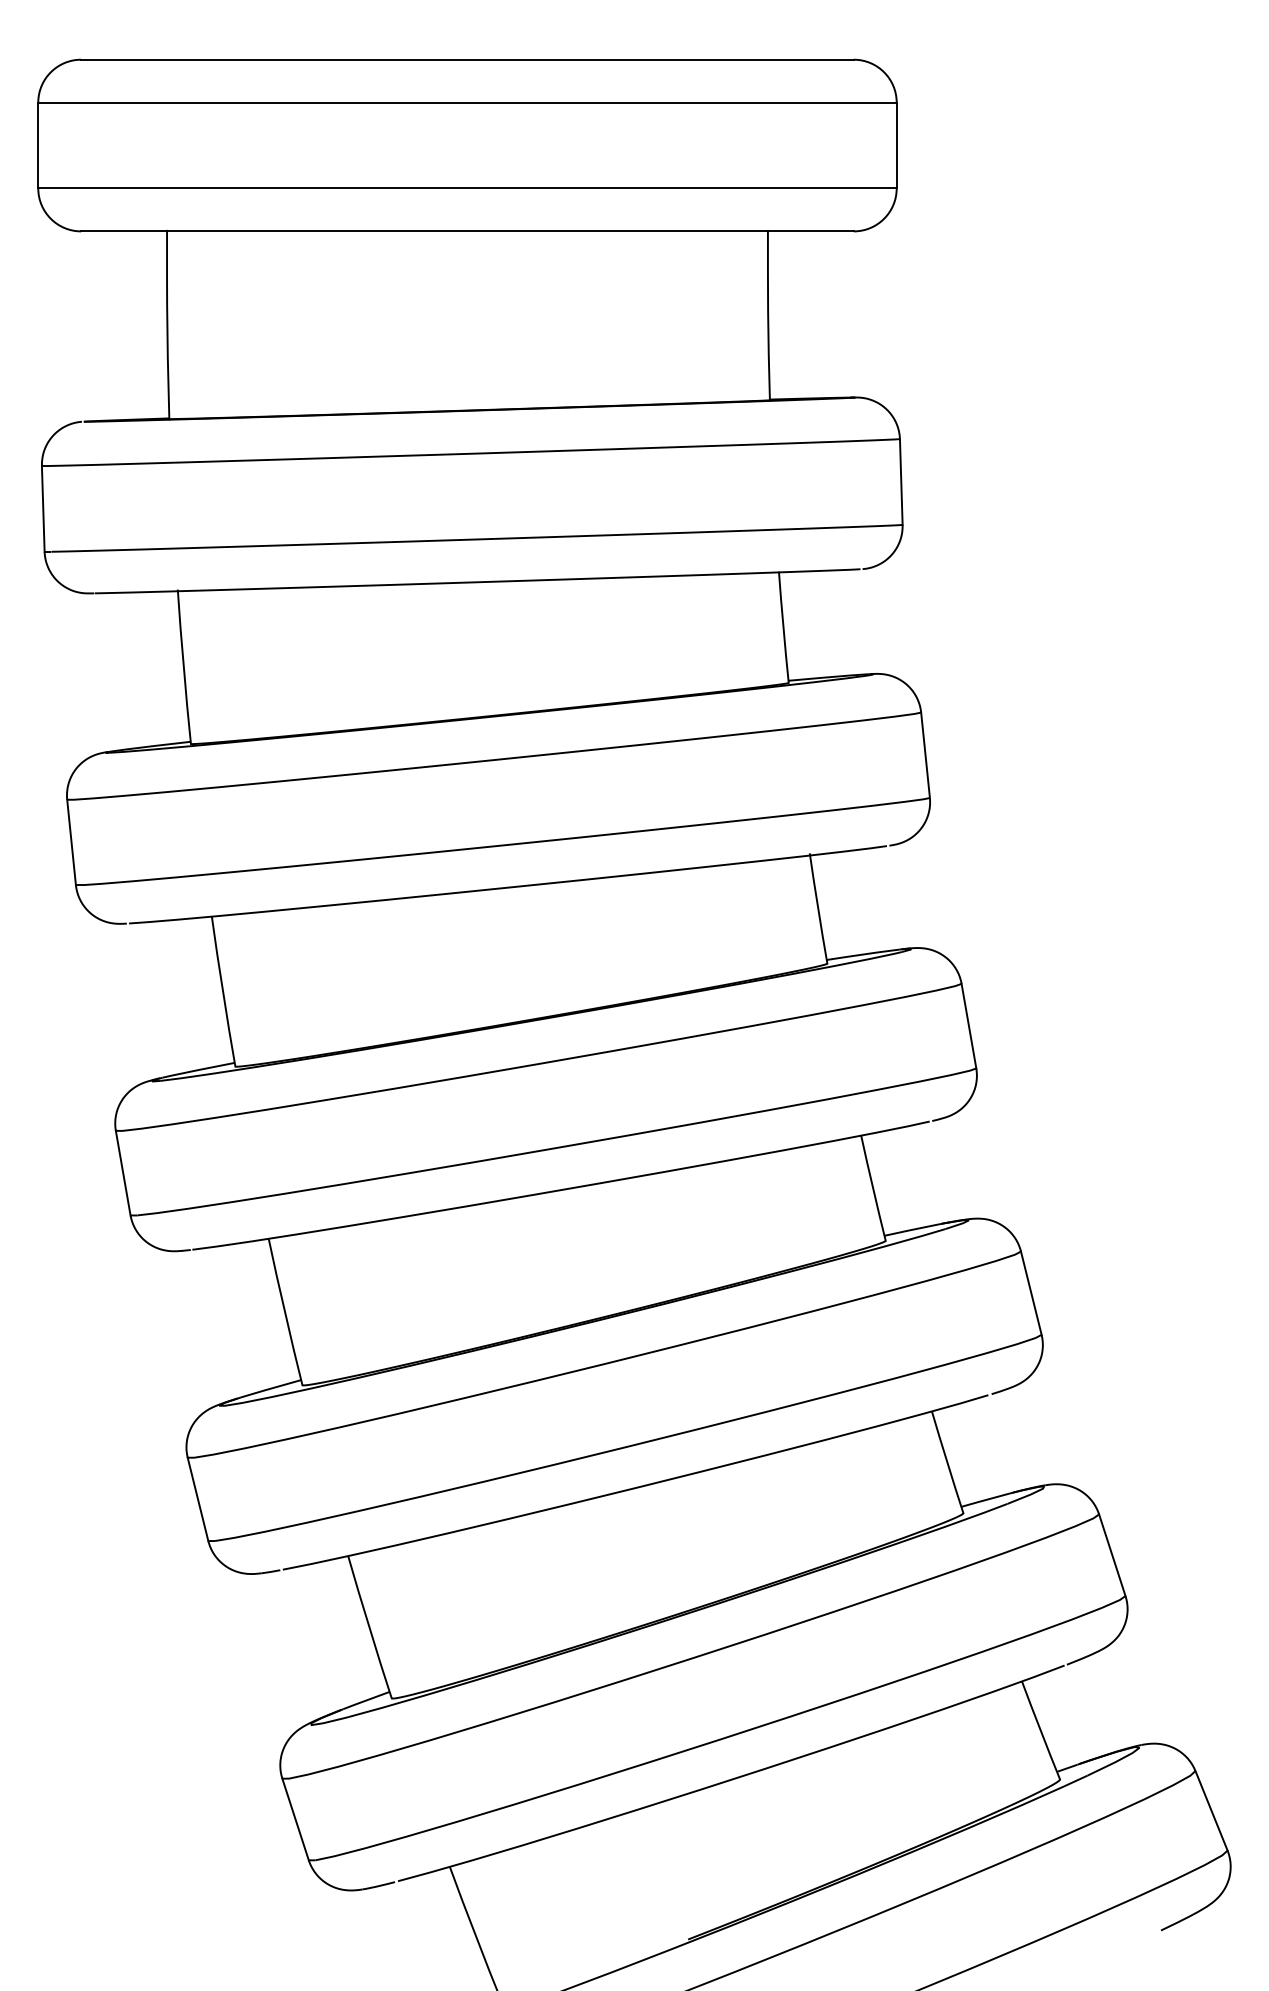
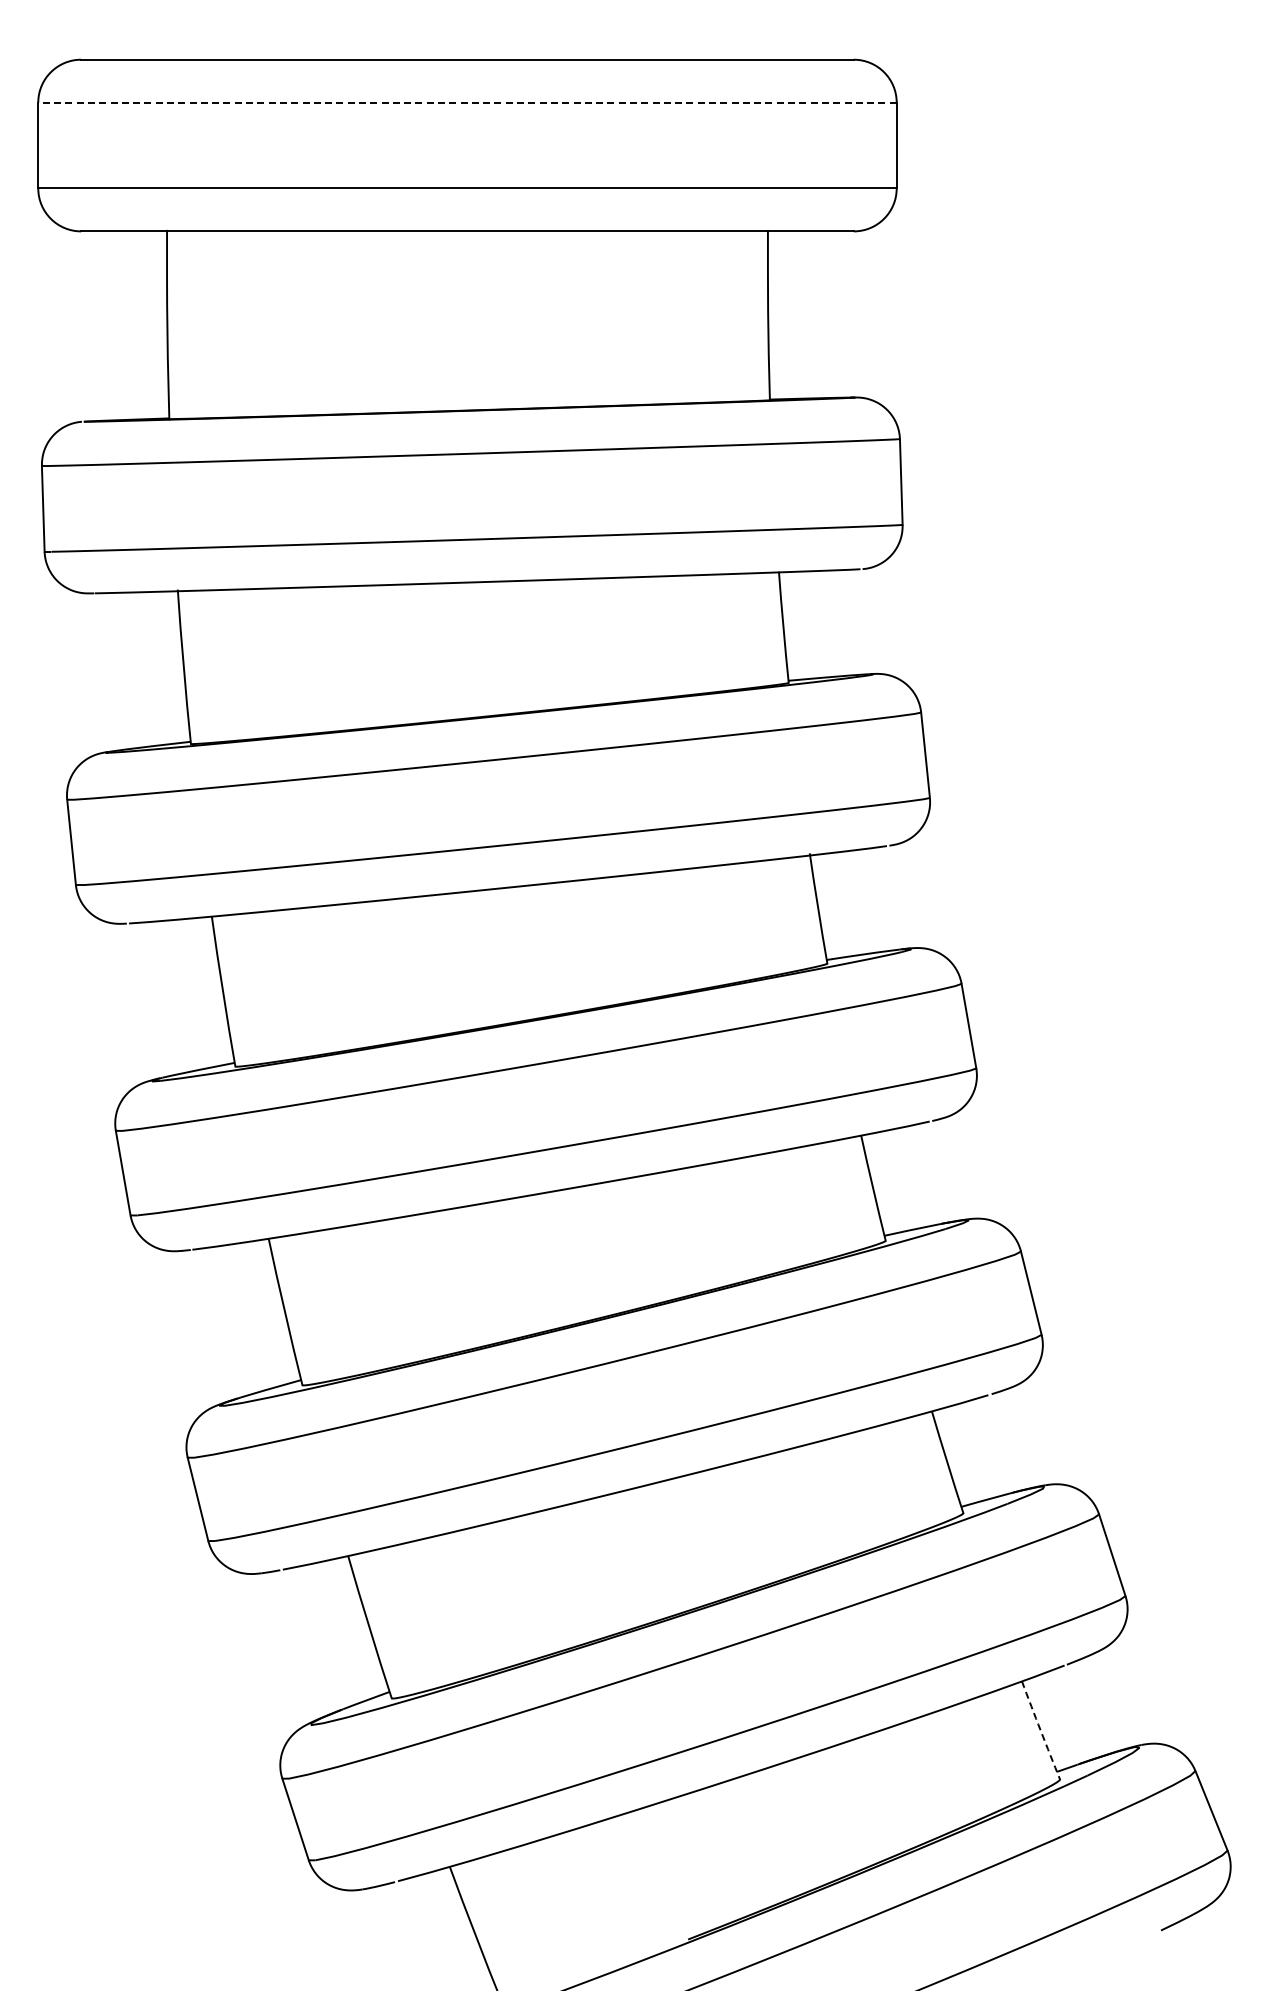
line: solid -> dashed (466, 102)
arc: solid -> dashed (1040, 1730)
